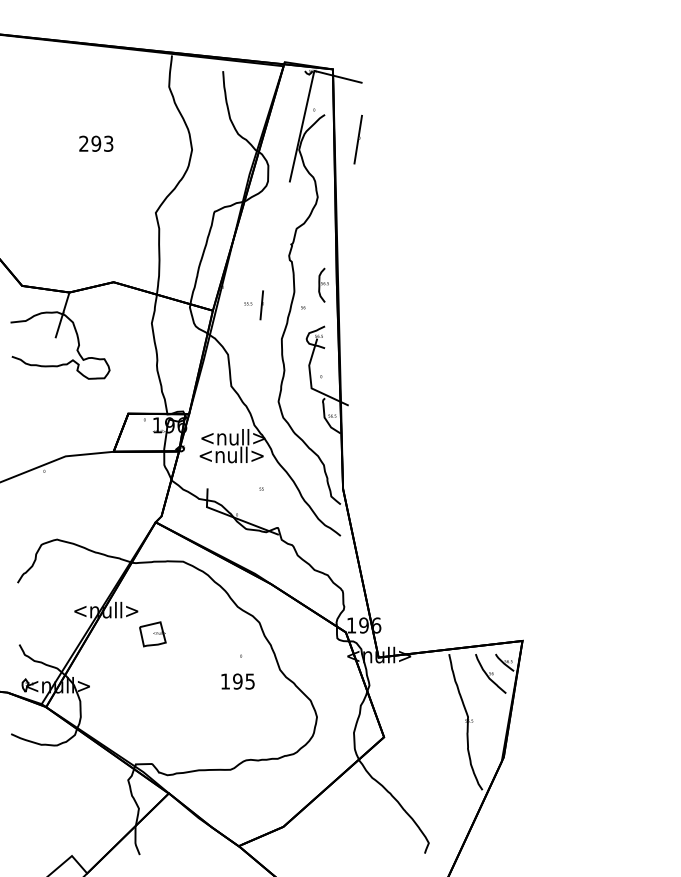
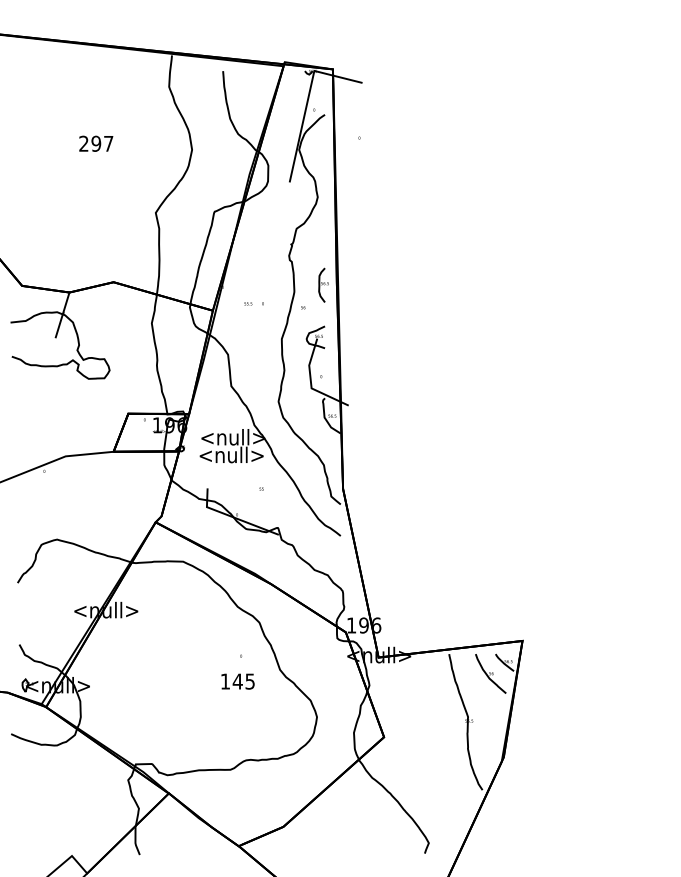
line: present -> none (357, 139)
text: 293 -> 297 (108, 143)
line: present -> none (261, 305)
part: present -> none (152, 634)
text: 195 -> 145 (237, 681)
